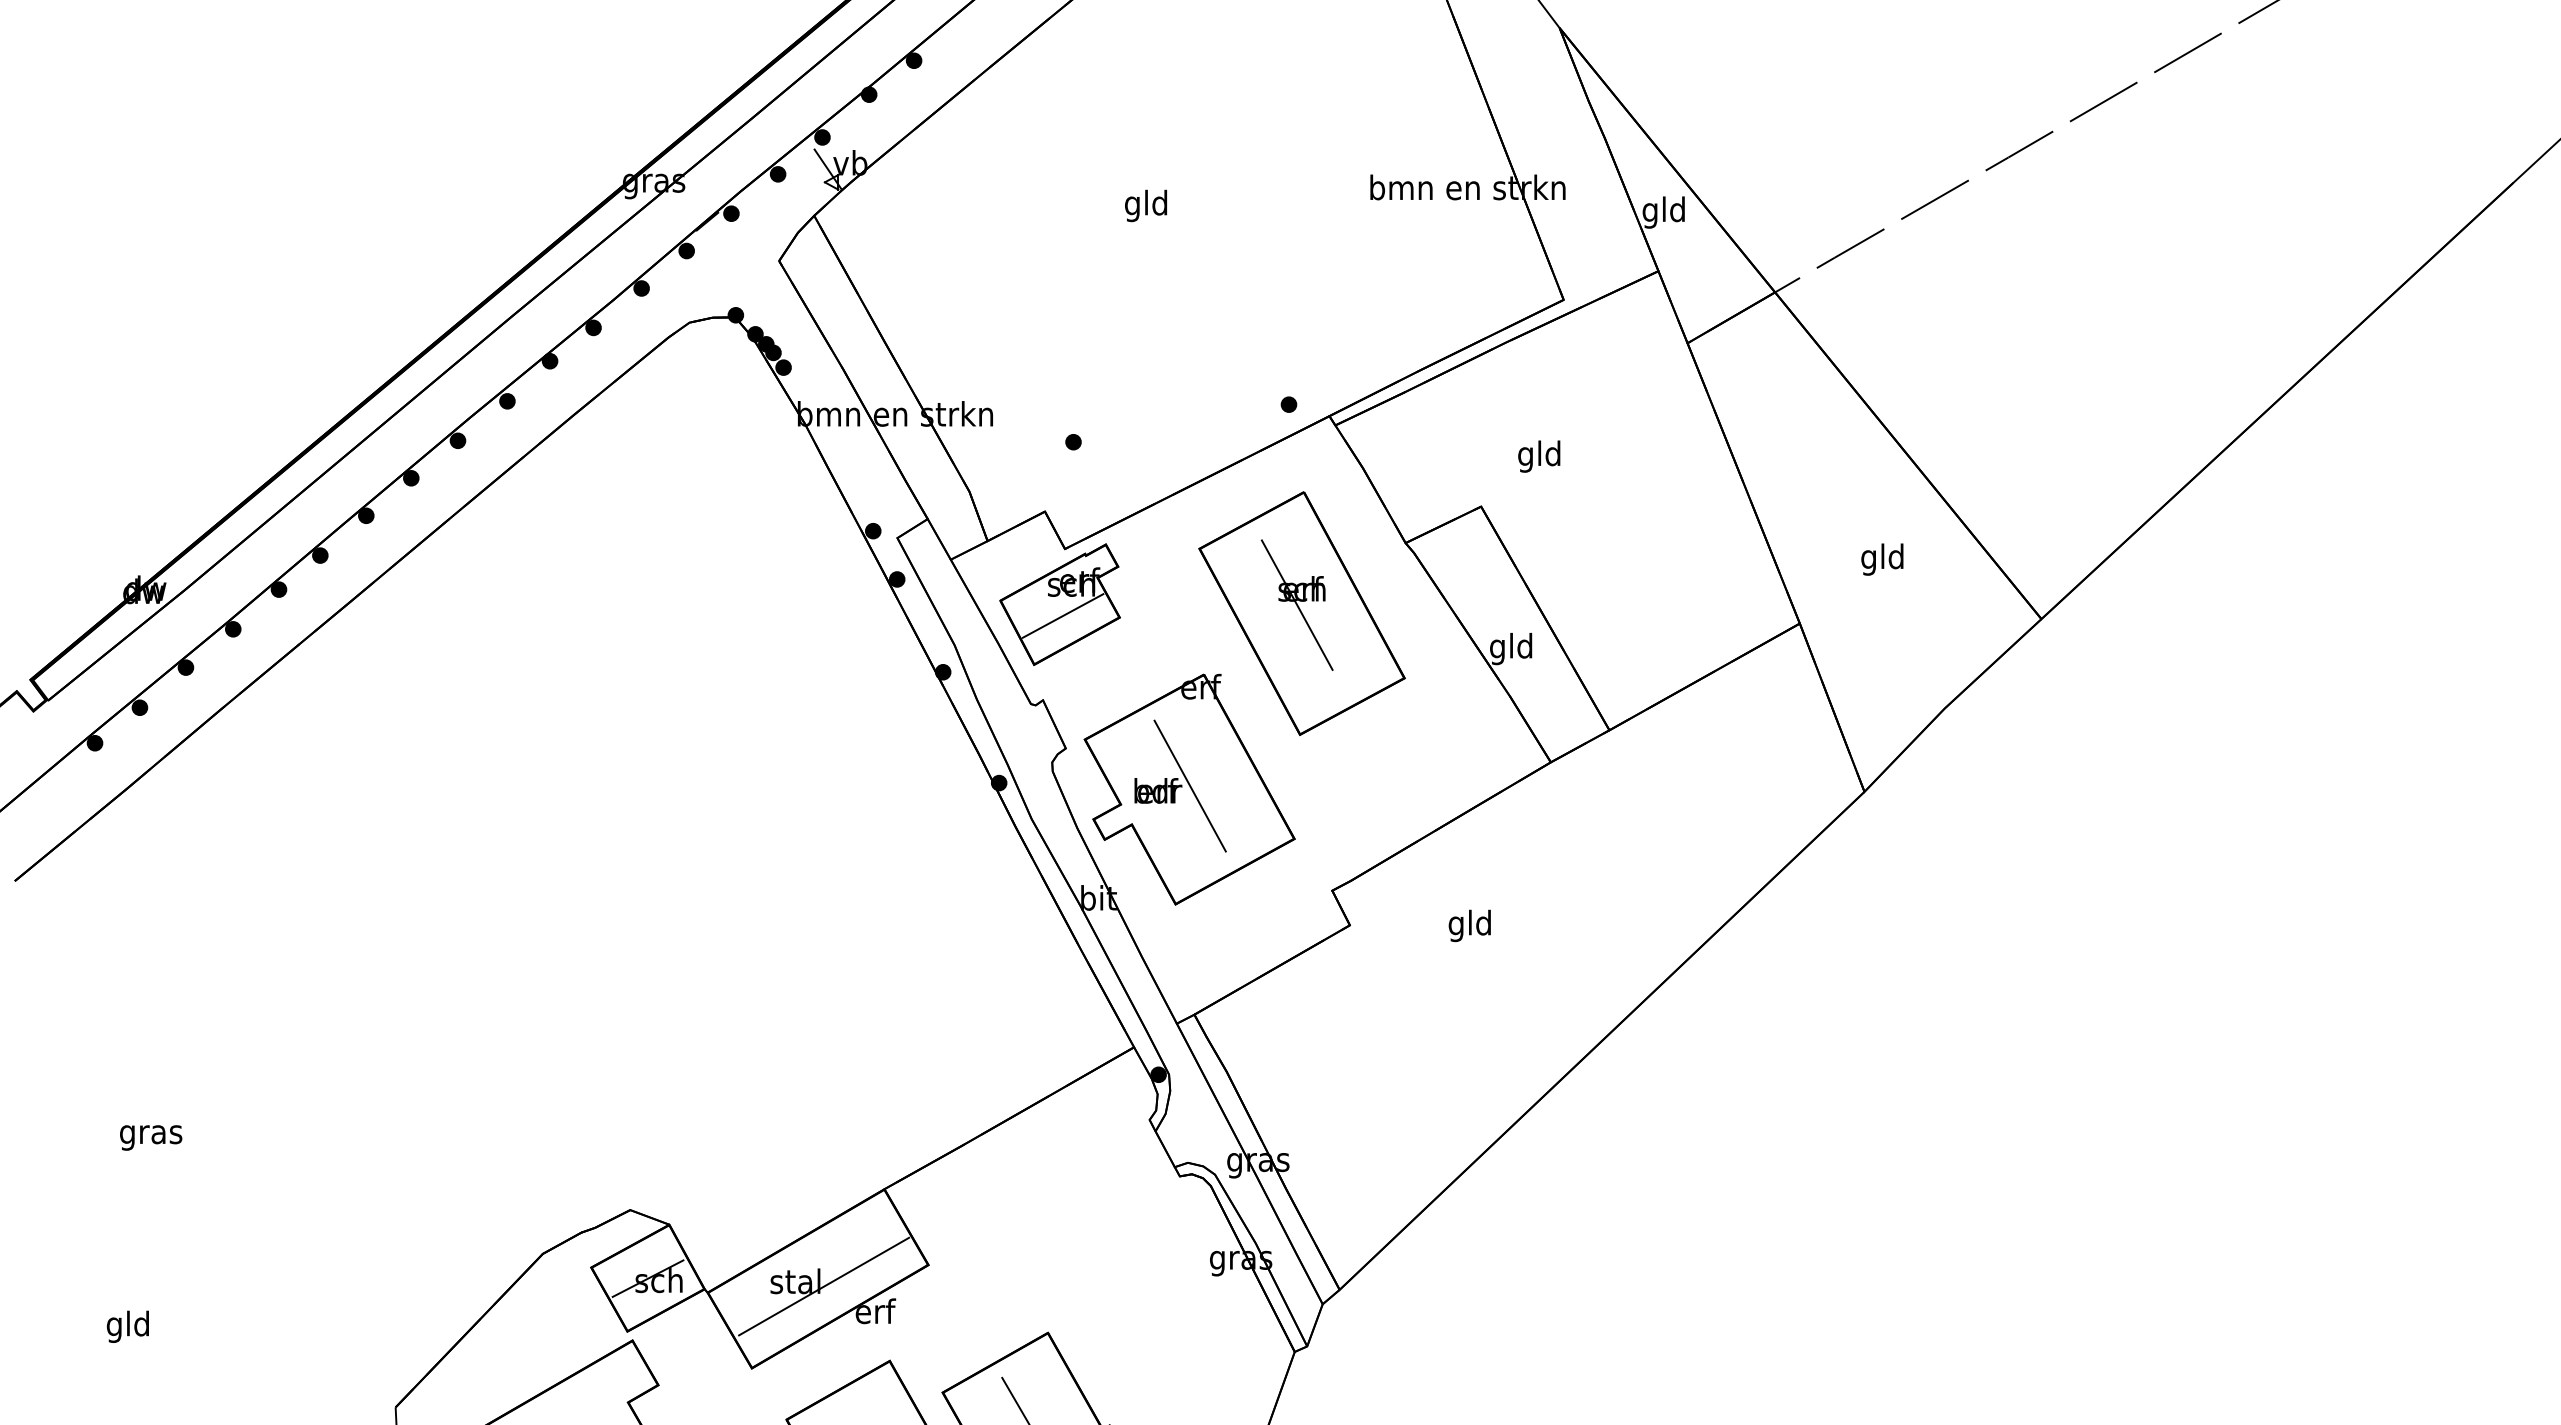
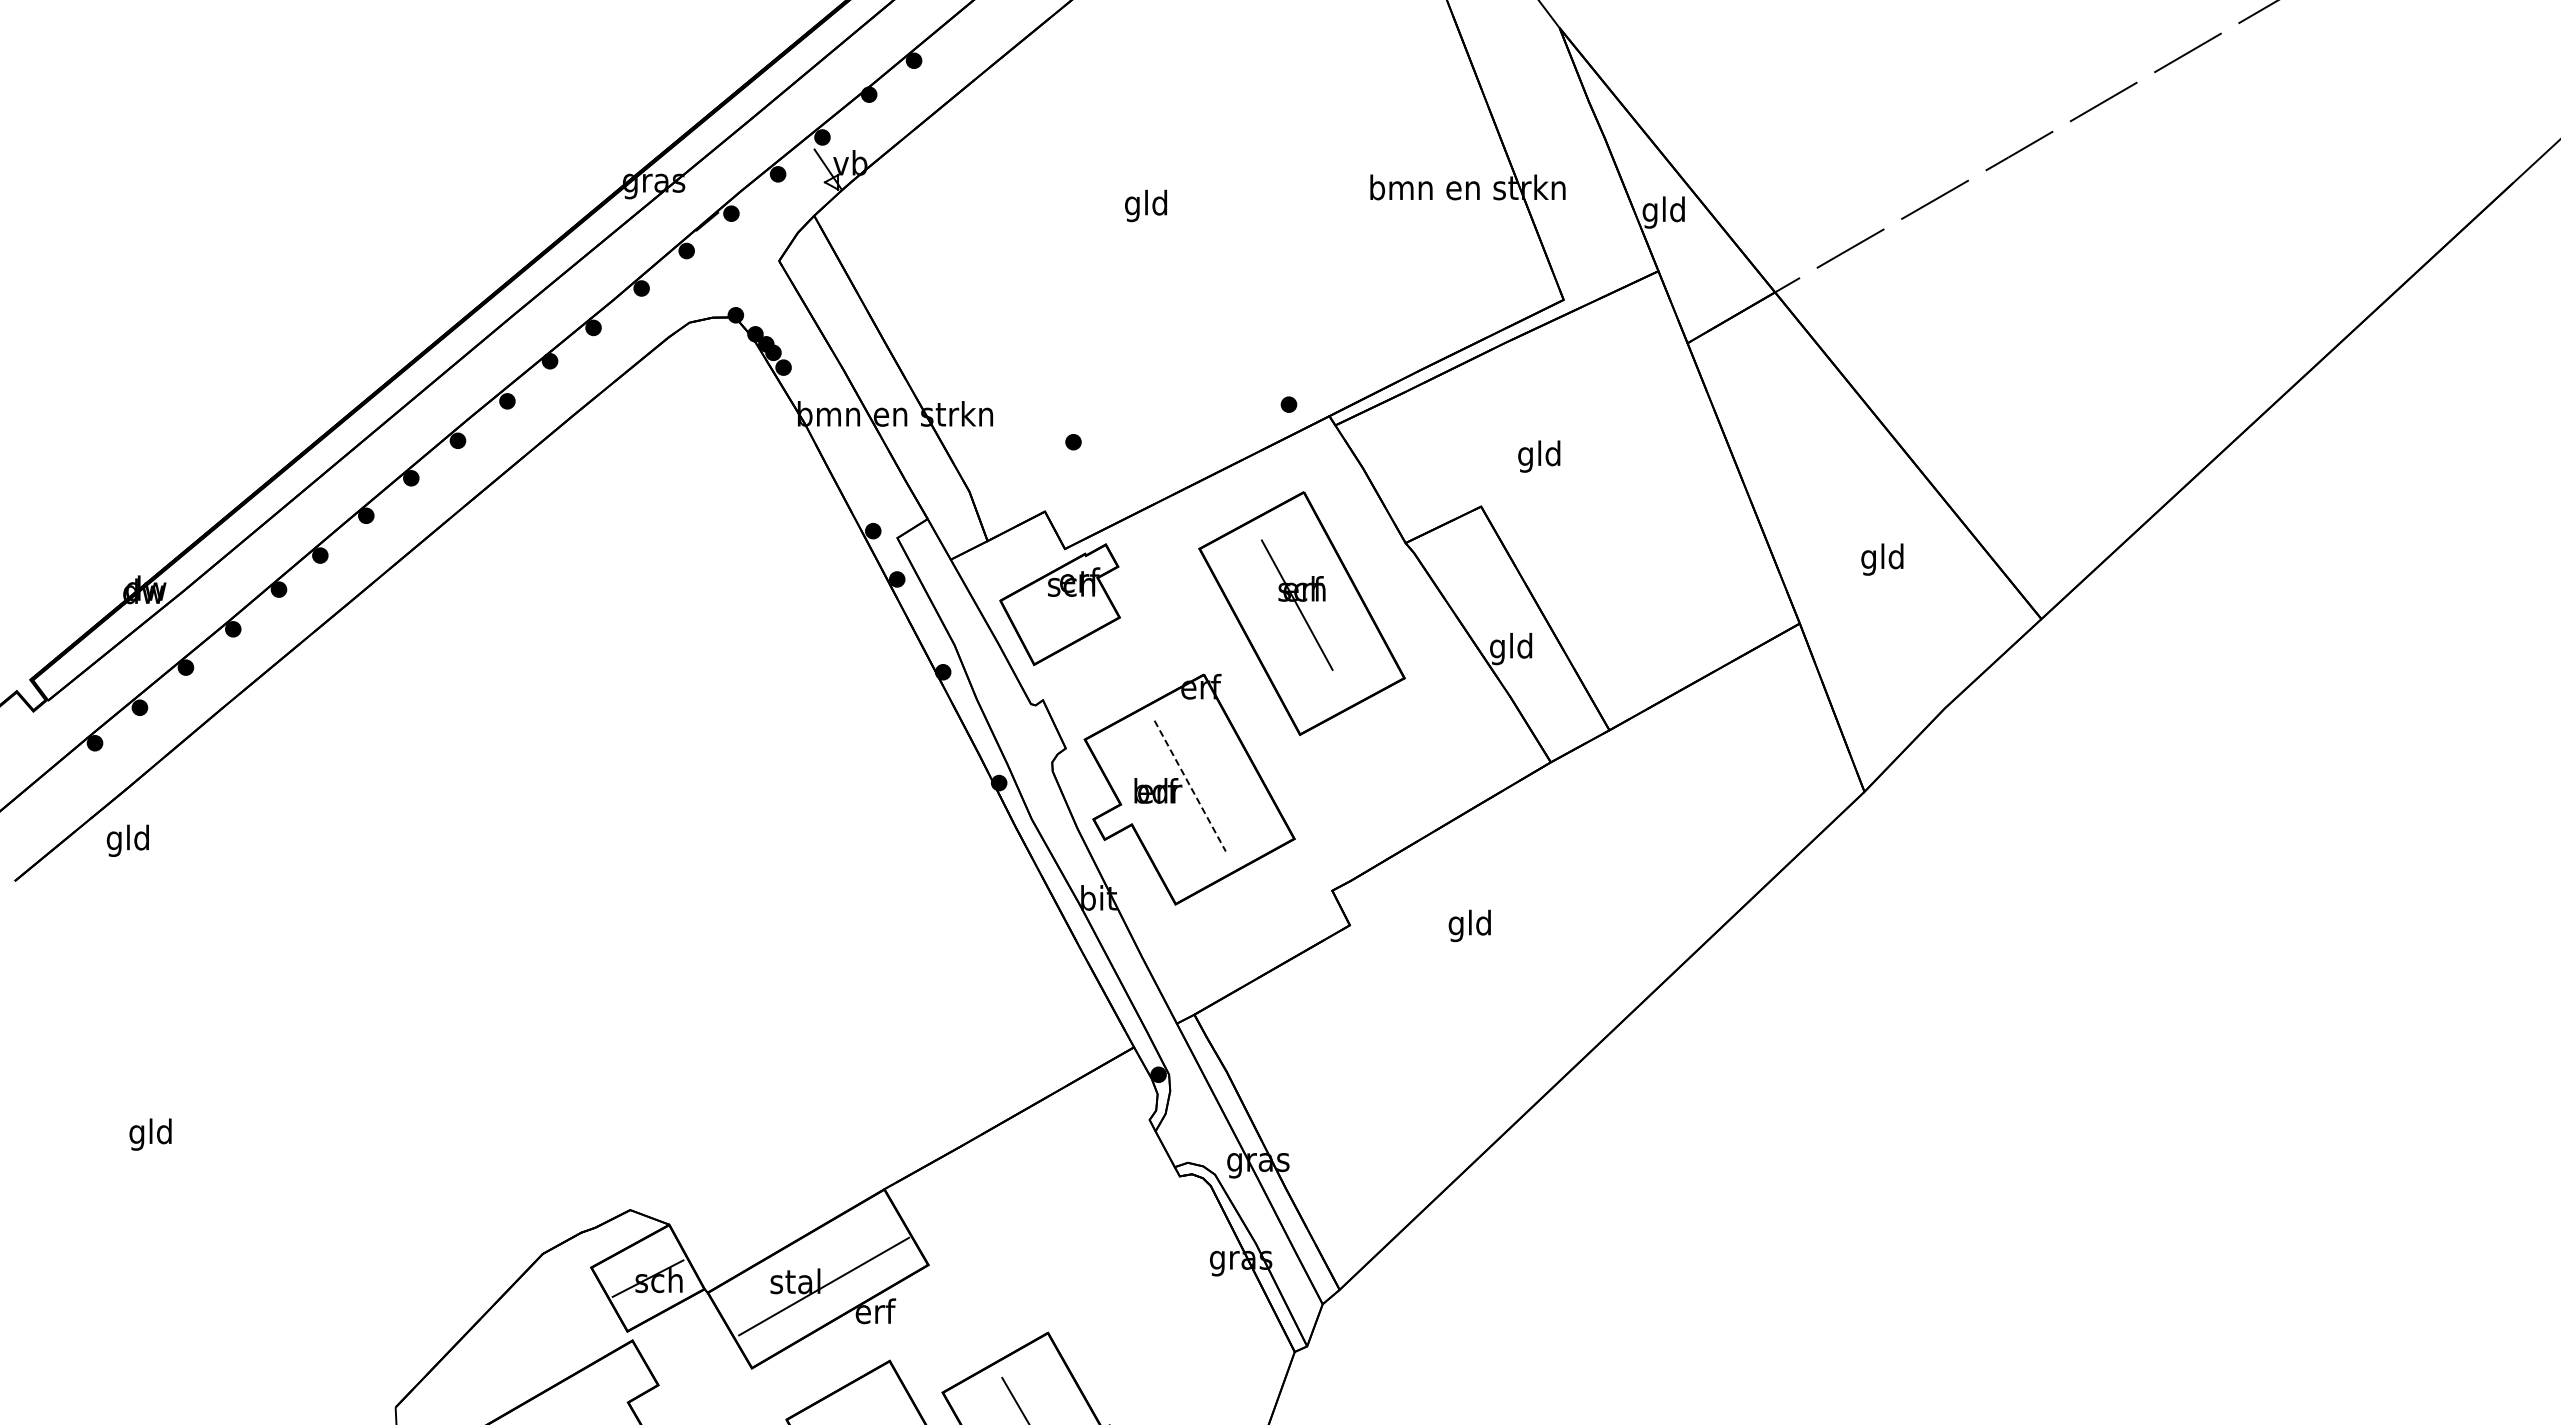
line: present -> none (1062, 615)
line: solid -> dashed (1190, 786)
text: gras -> gld (151, 1134)
text position: (127, 1326) -> (127, 840) (127, 840)
